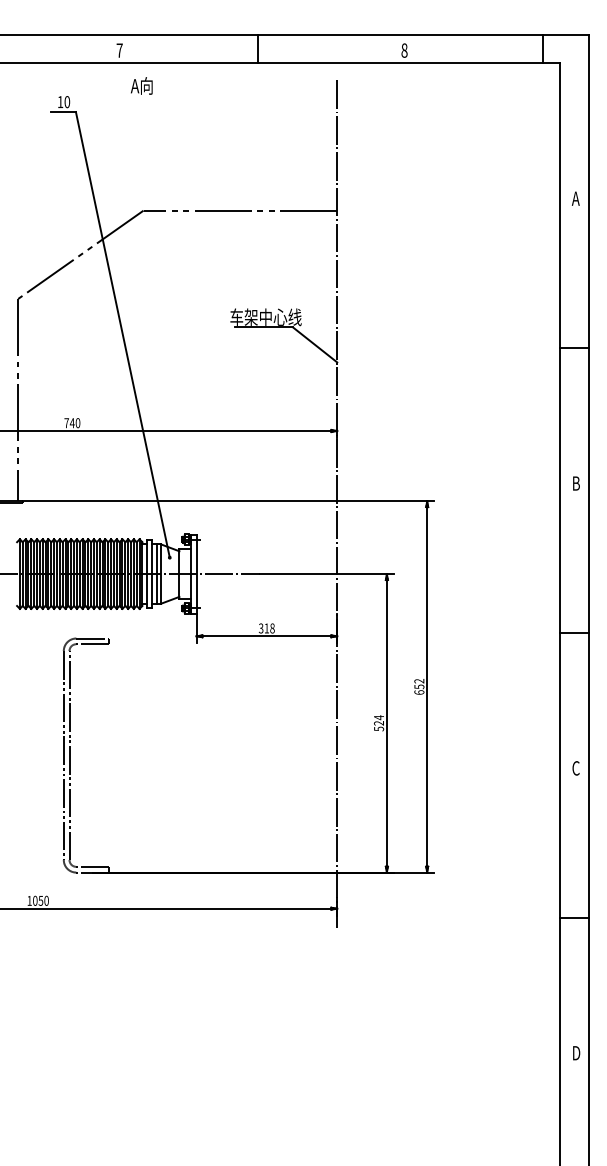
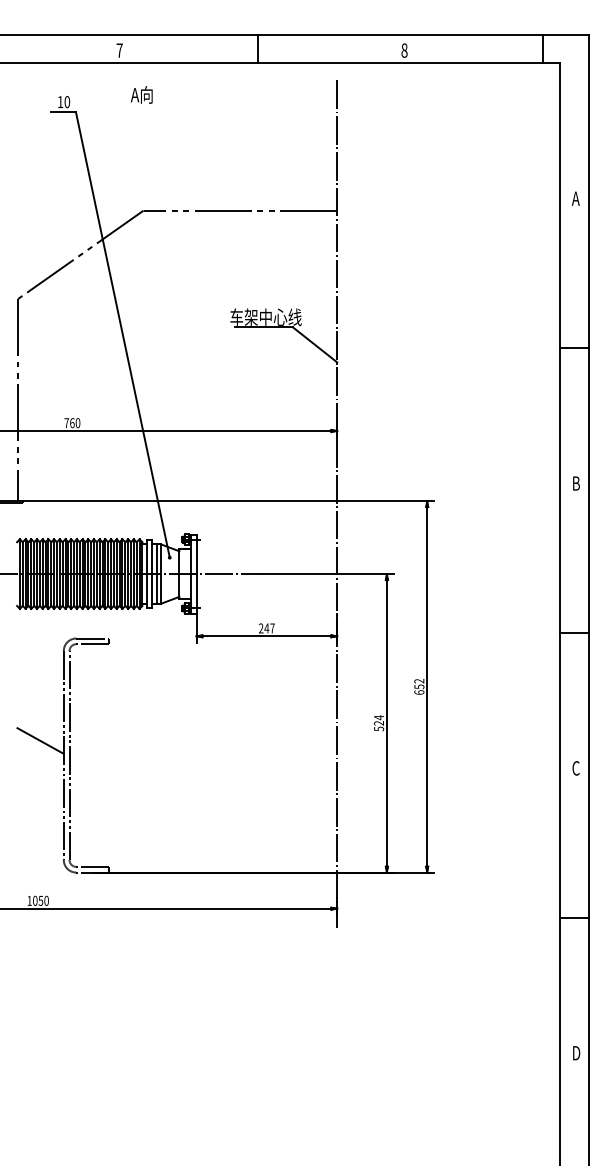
text position: (141, 85) -> (141, 94) (141, 94)
text: 740 -> 760 (71, 423)
text: 318 -> 247 (266, 628)
line: none -> present (40, 740)
